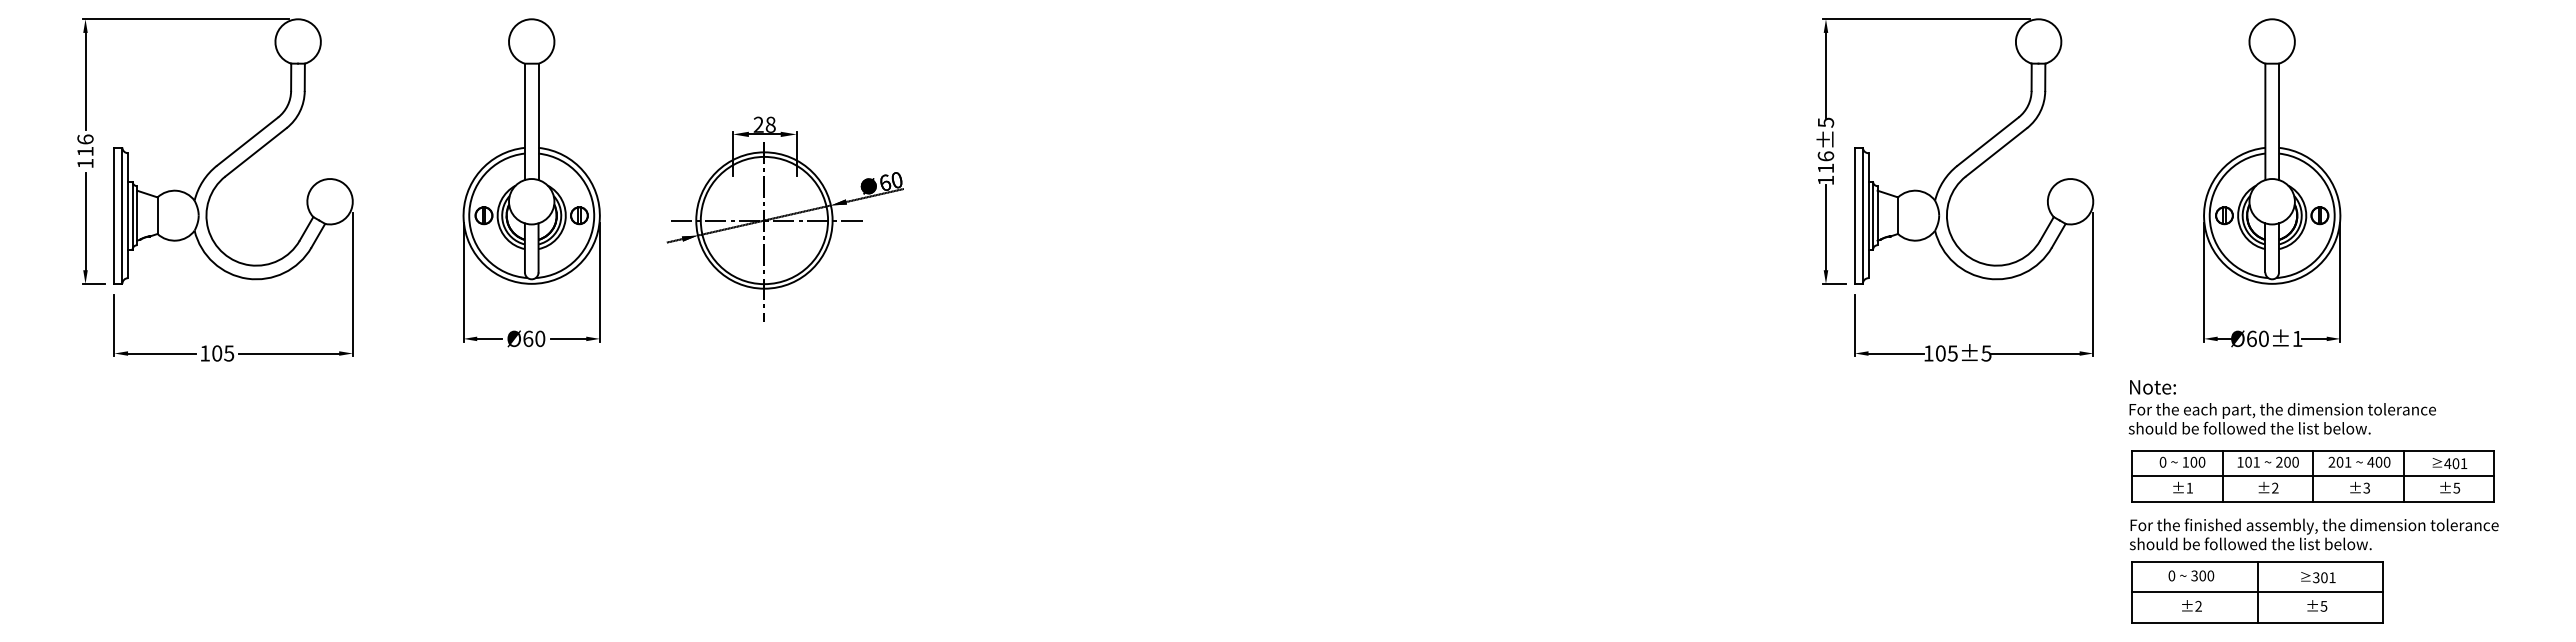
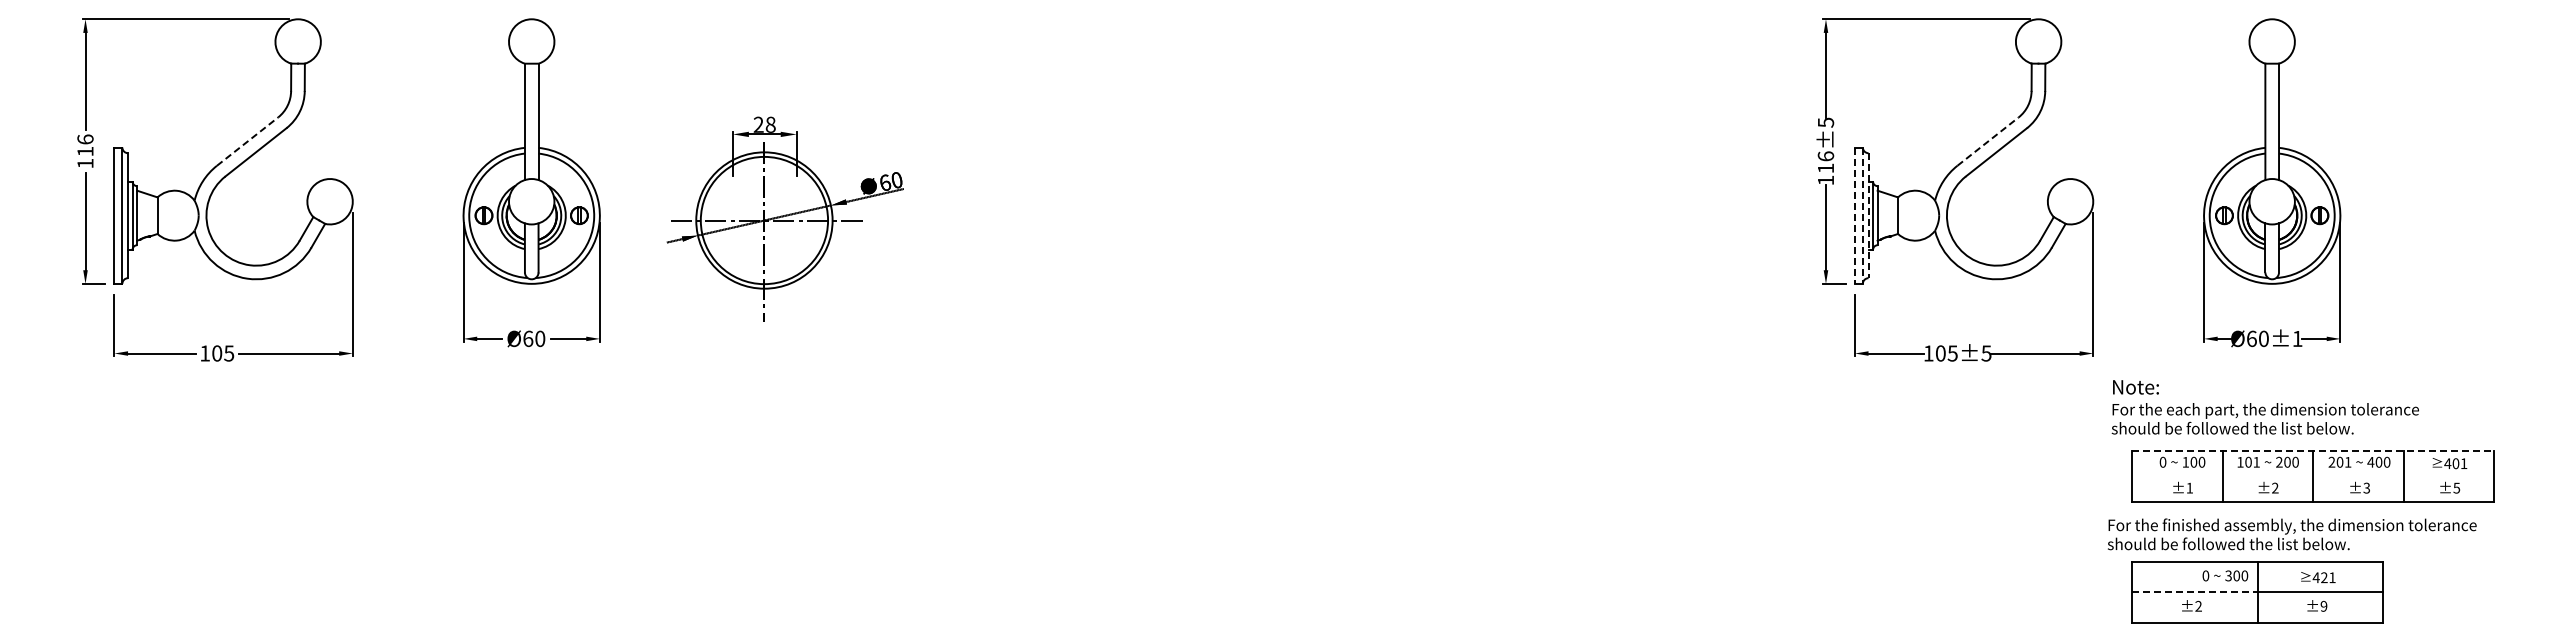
line: solid -> dashed (247, 141)
line: solid -> dashed (1988, 141)
line: solid -> dashed (1854, 216)
line: solid -> dashed (1862, 216)
line: solid -> dashed (1868, 216)
text position: (2281, 407) -> (2264, 407) (2264, 407)
line: solid -> dashed (2313, 450)
line: present -> none (2313, 476)
text position: (2314, 534) -> (2292, 534) (2292, 534)
text position: (2191, 575) -> (2225, 575) (2225, 575)
text: 301 -> 421 (2319, 577)
line: solid -> dashed (2195, 592)
text: ±5 -> ±9 (2323, 605)
